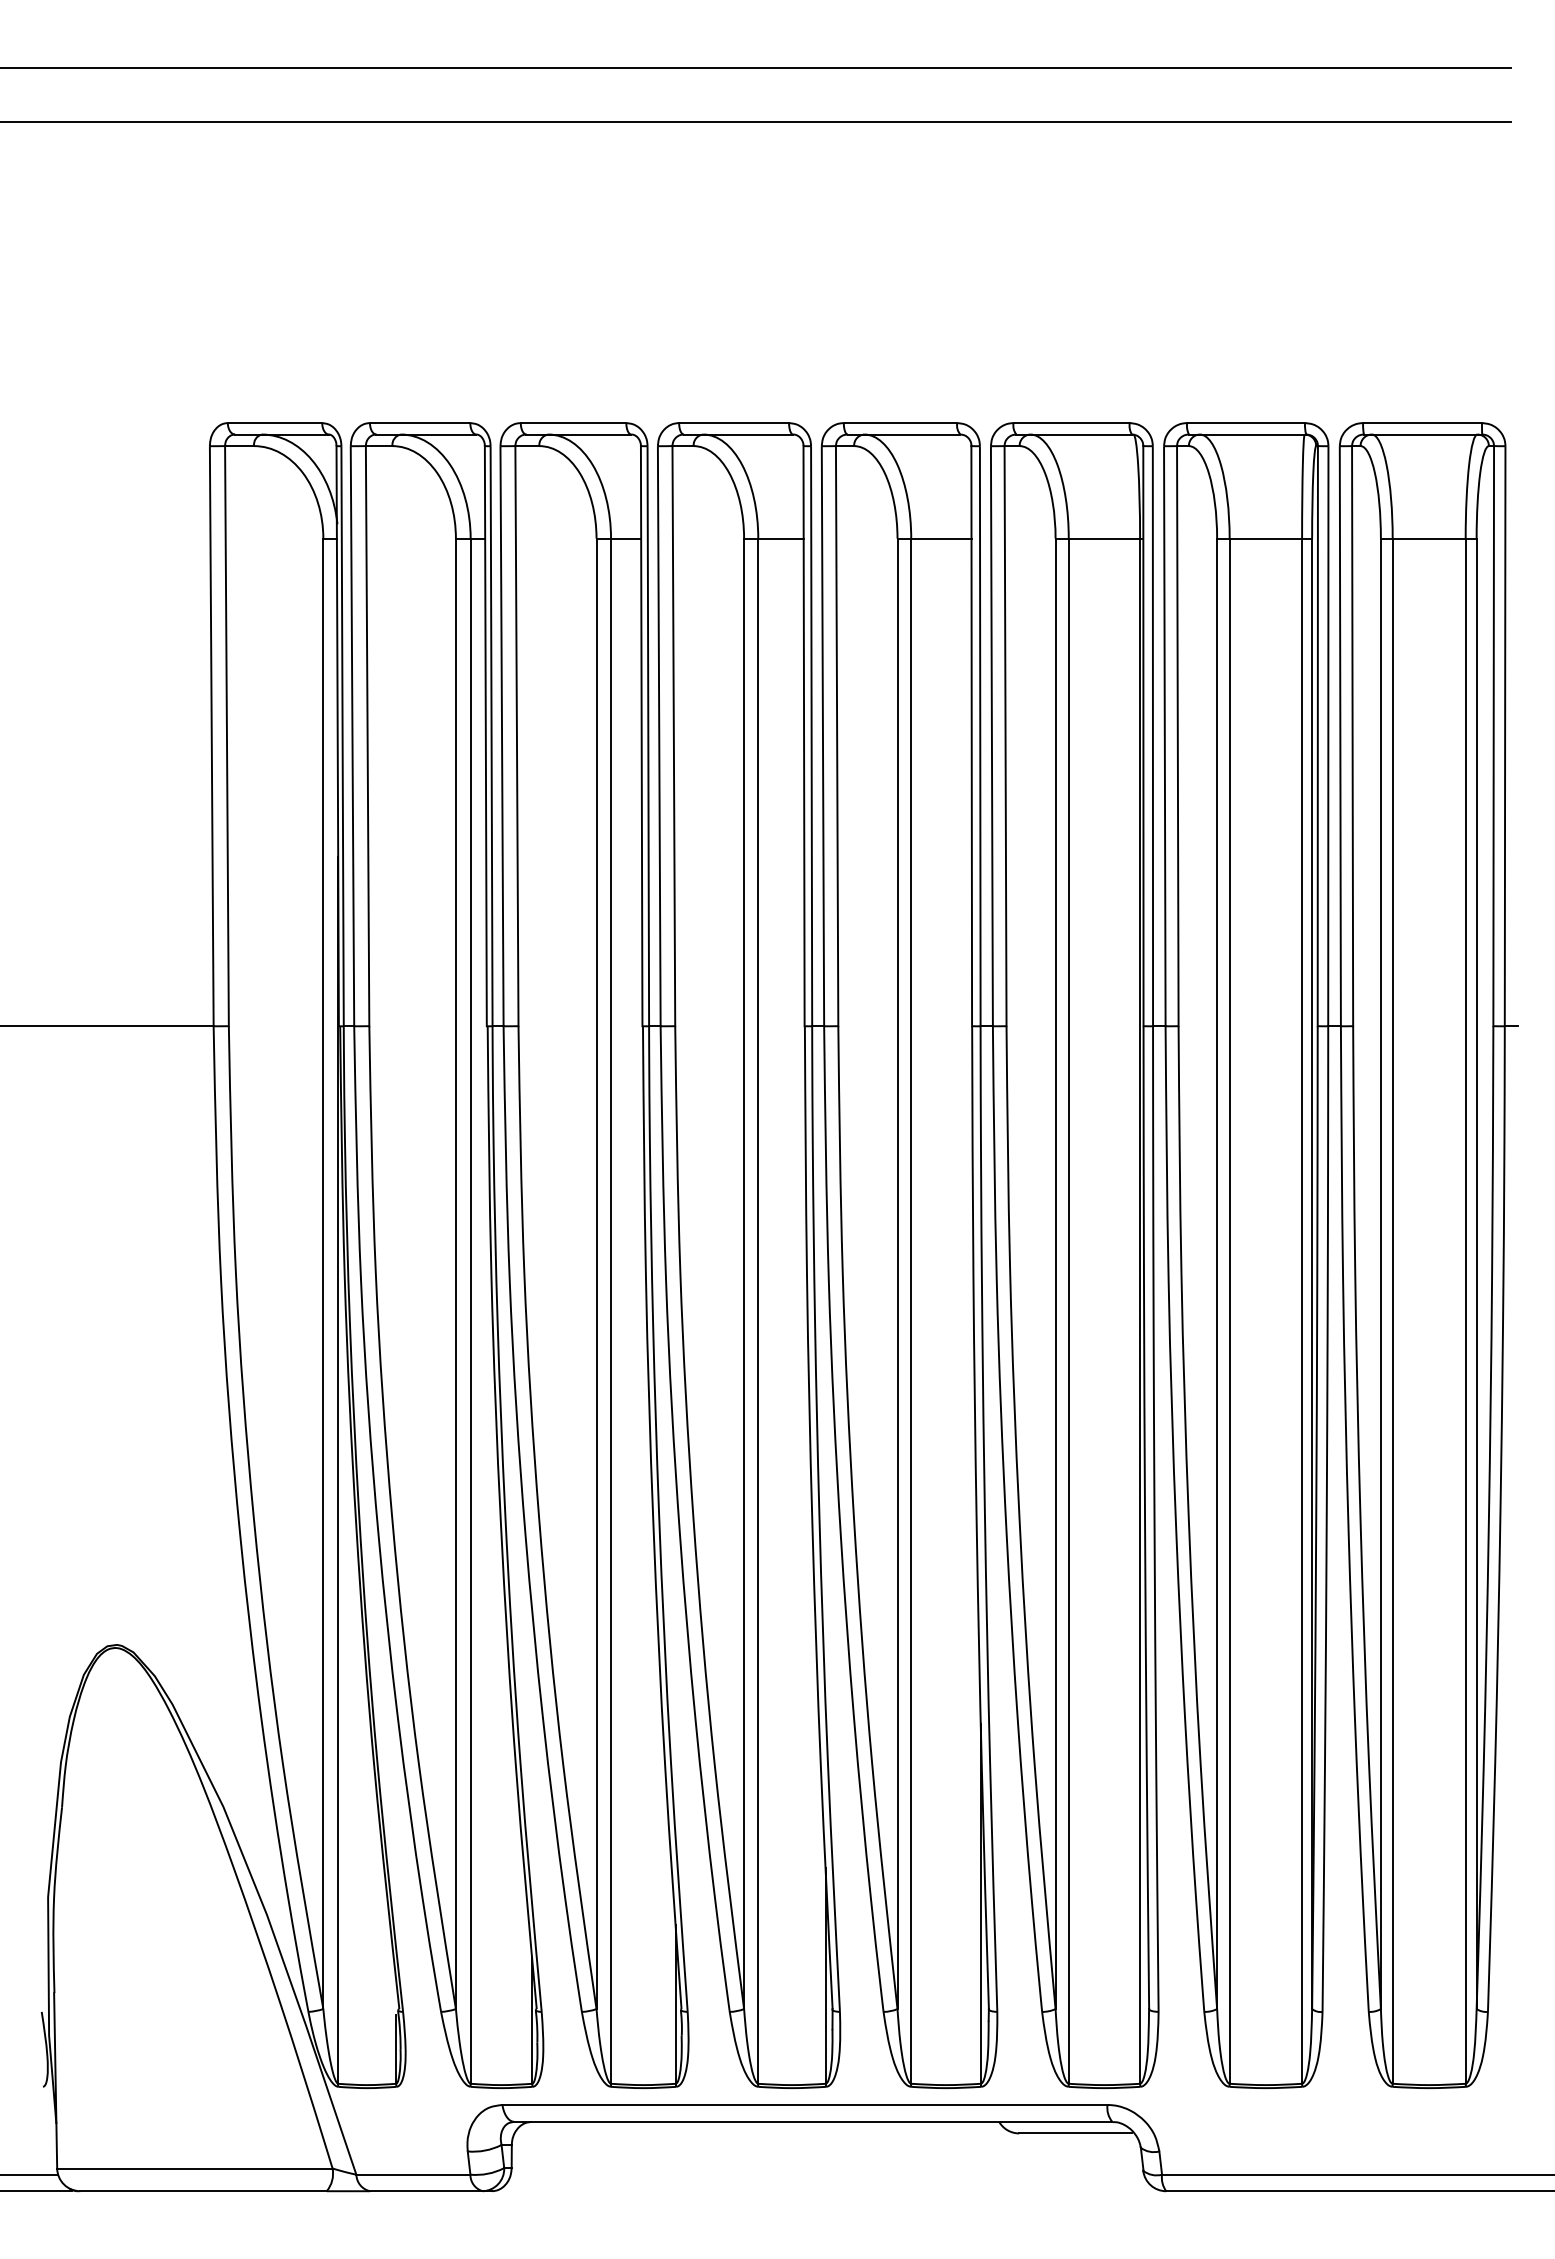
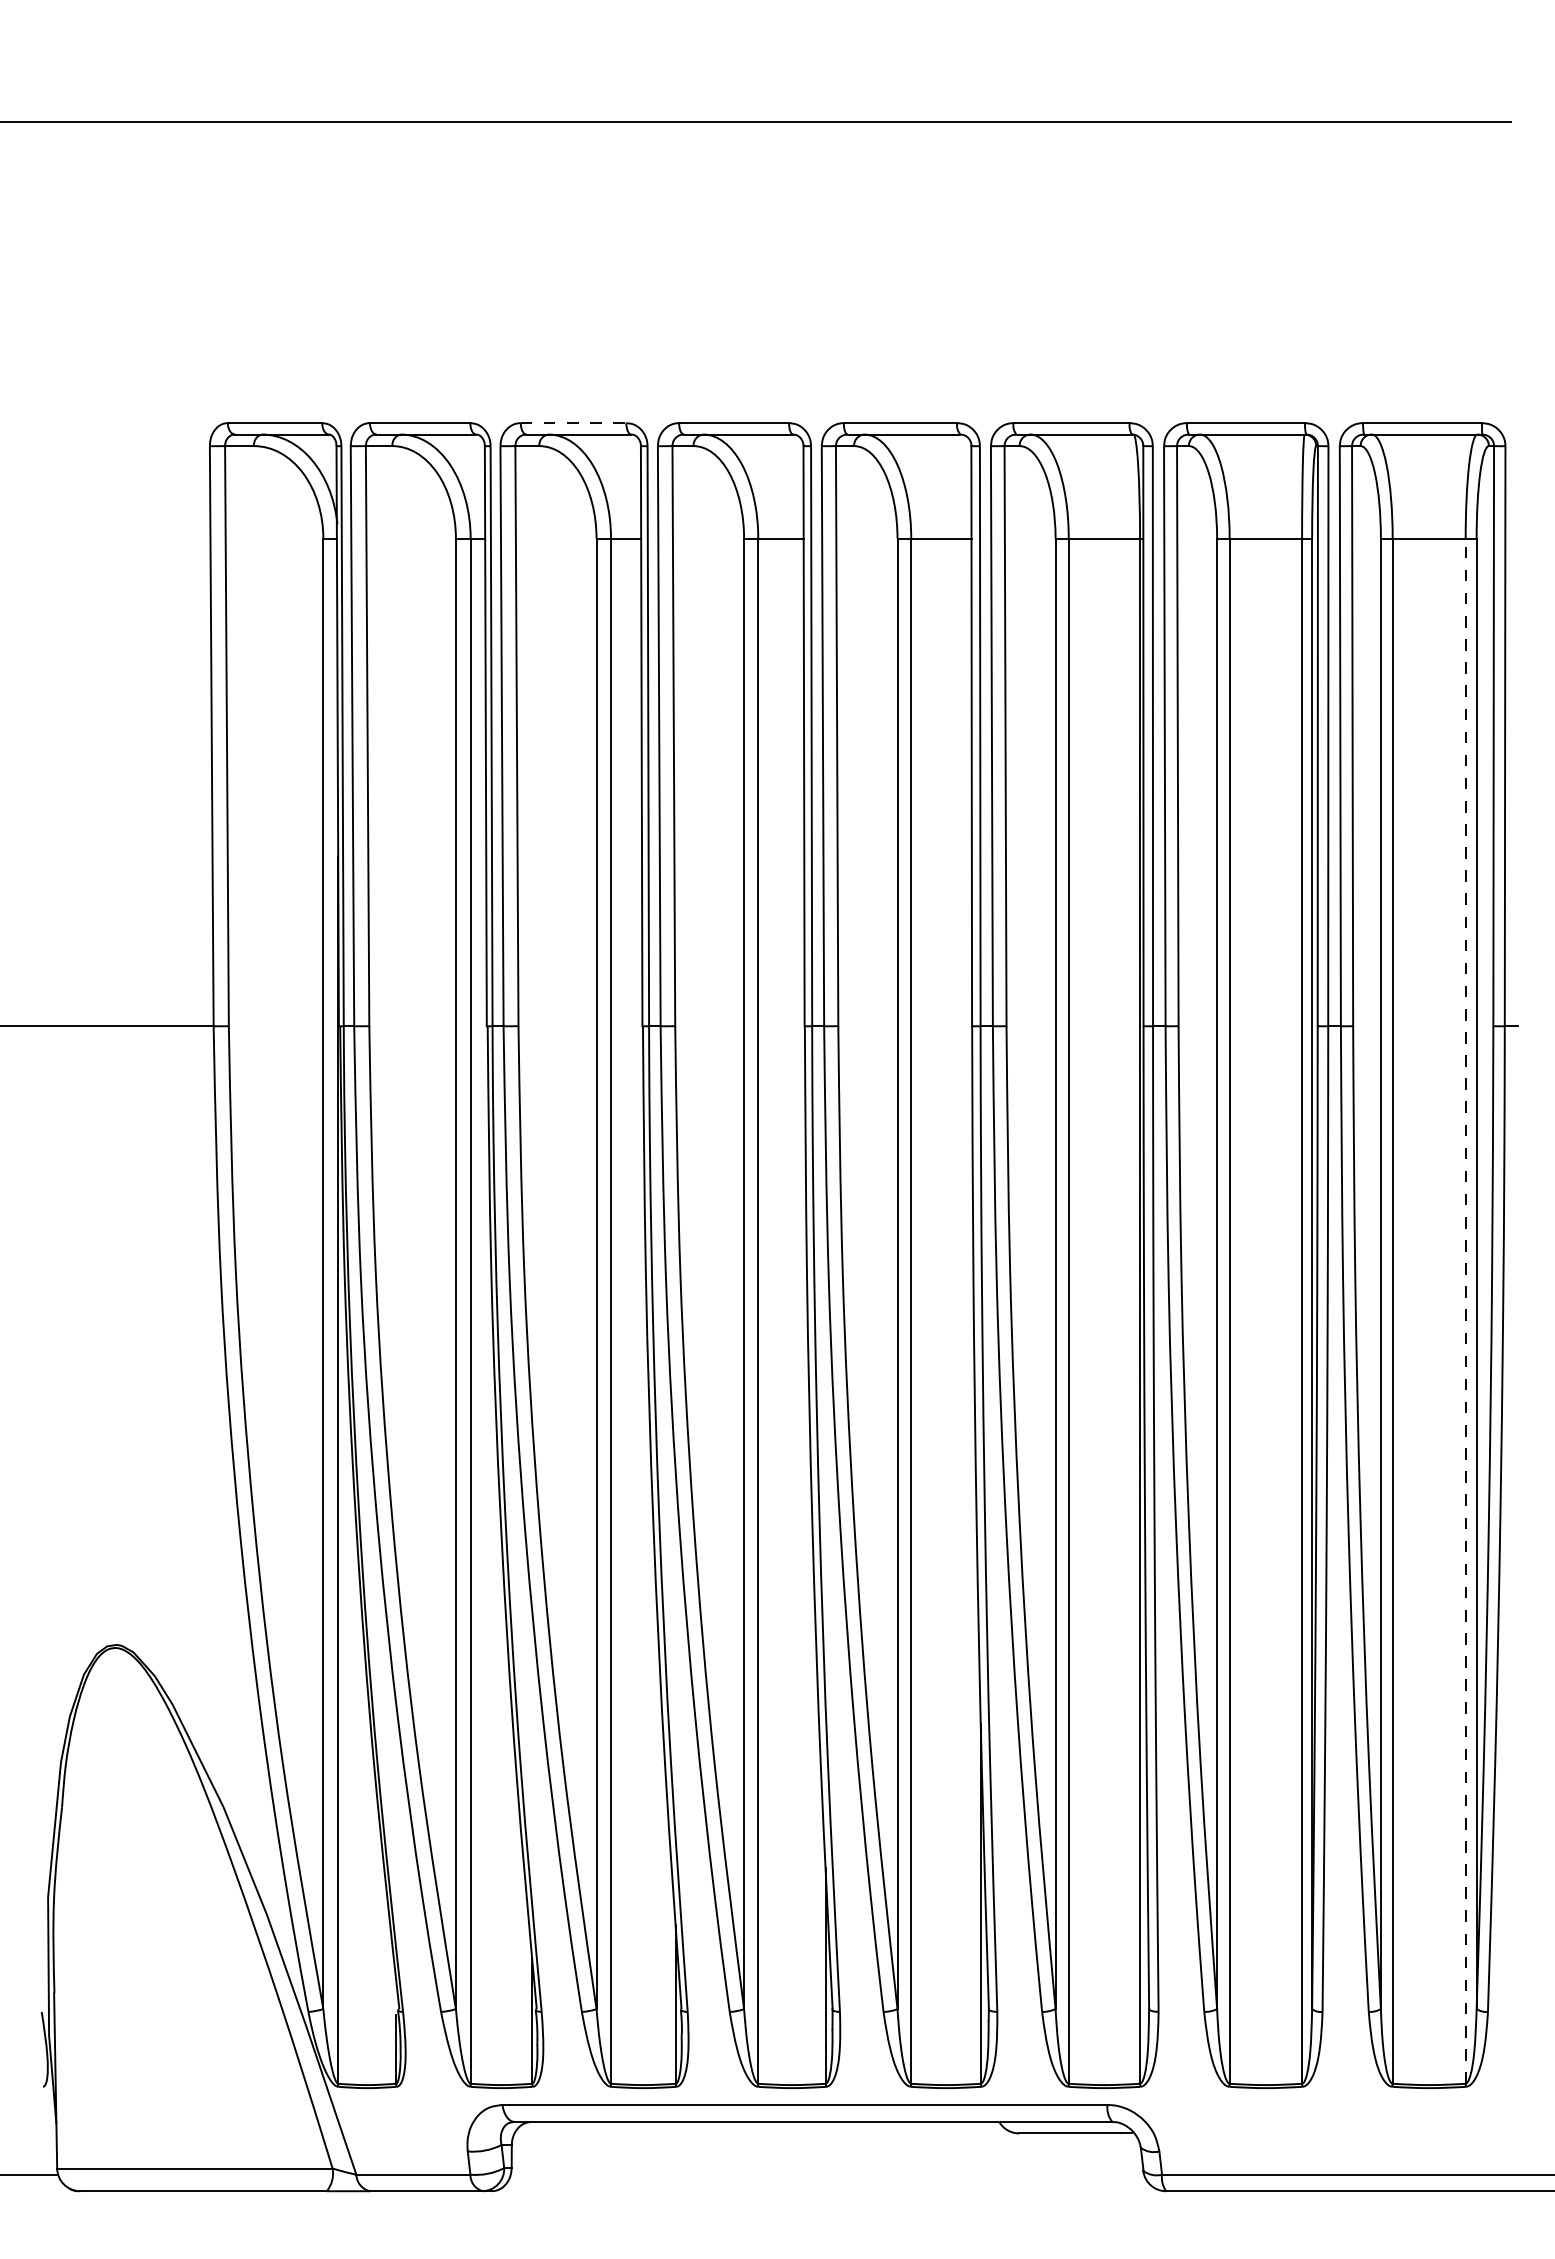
line: present -> none (756, 67)
line: solid -> dashed (573, 423)
line: solid -> dashed (1465, 1311)
line: present -> none (36, 2191)
